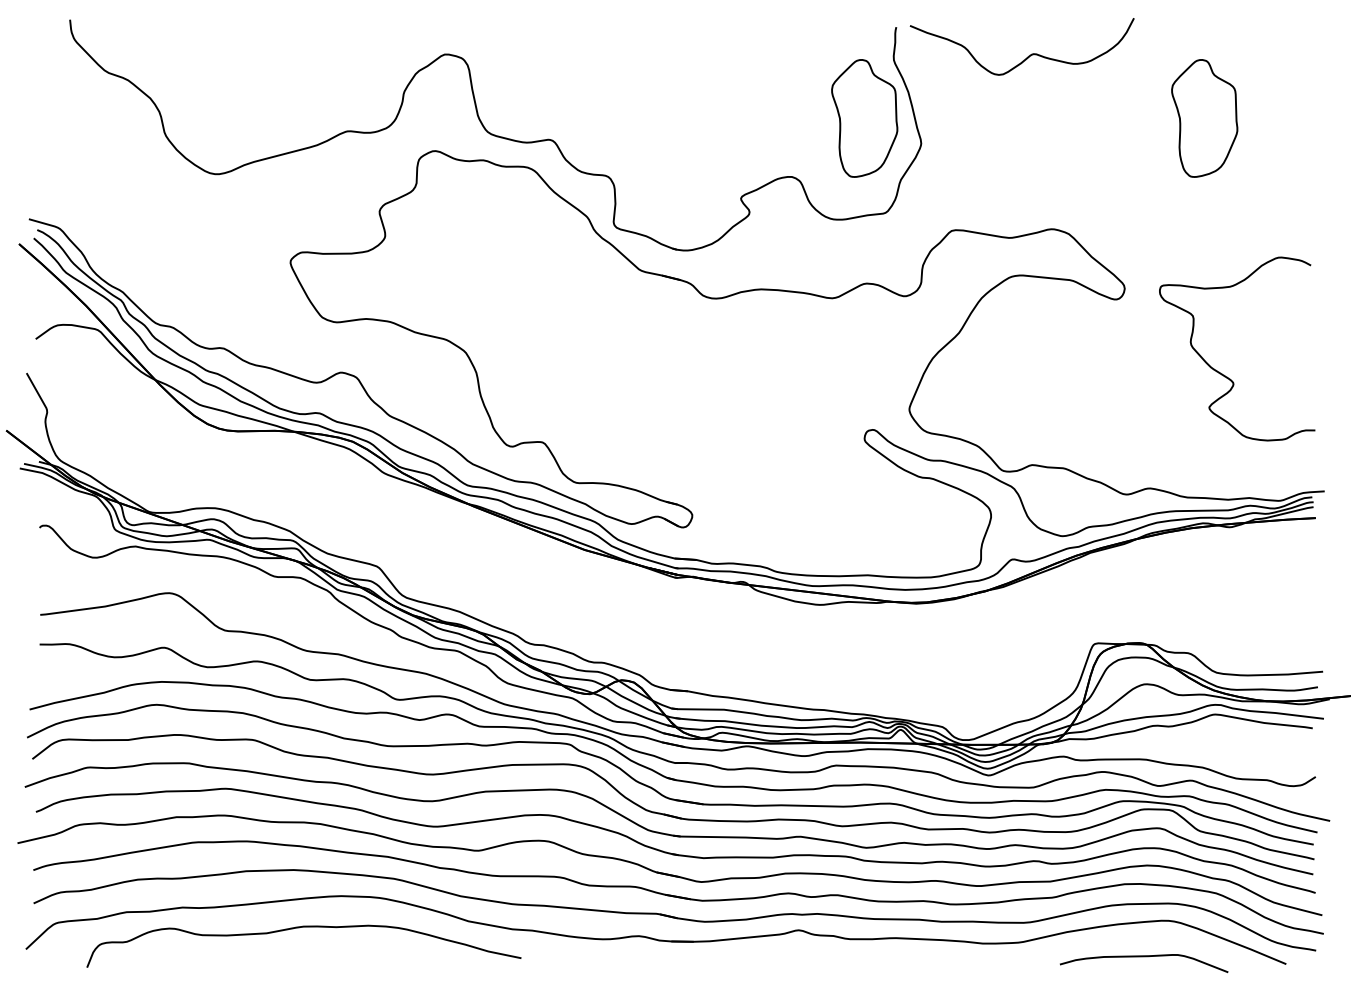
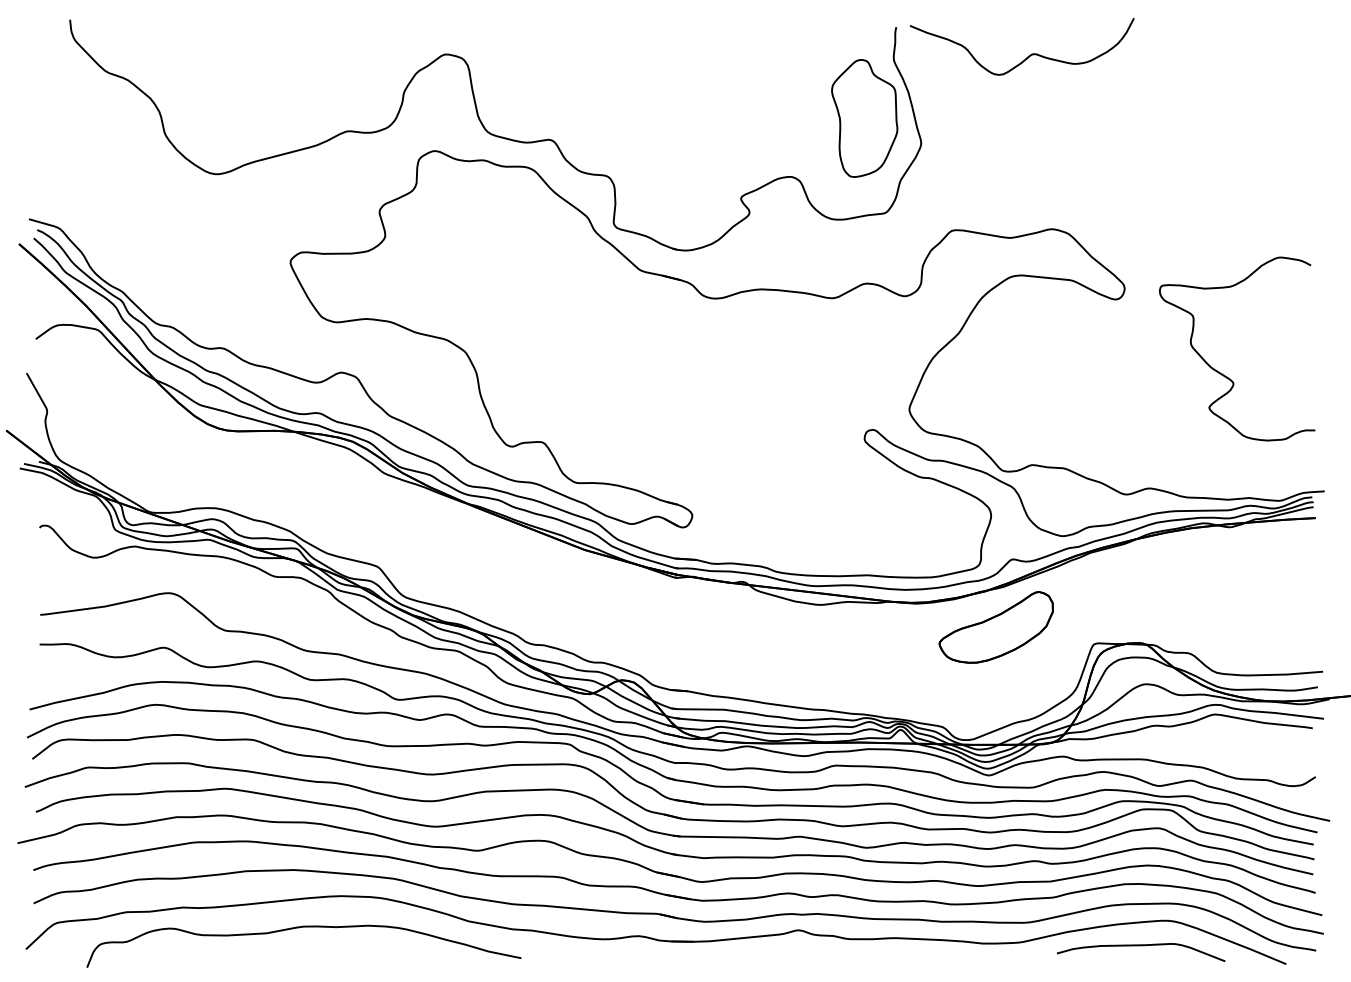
part: present -> none (1204, 118)
part: none -> present (995, 627)
curve position: (1144, 957) -> (1141, 946) (1141, 946)
